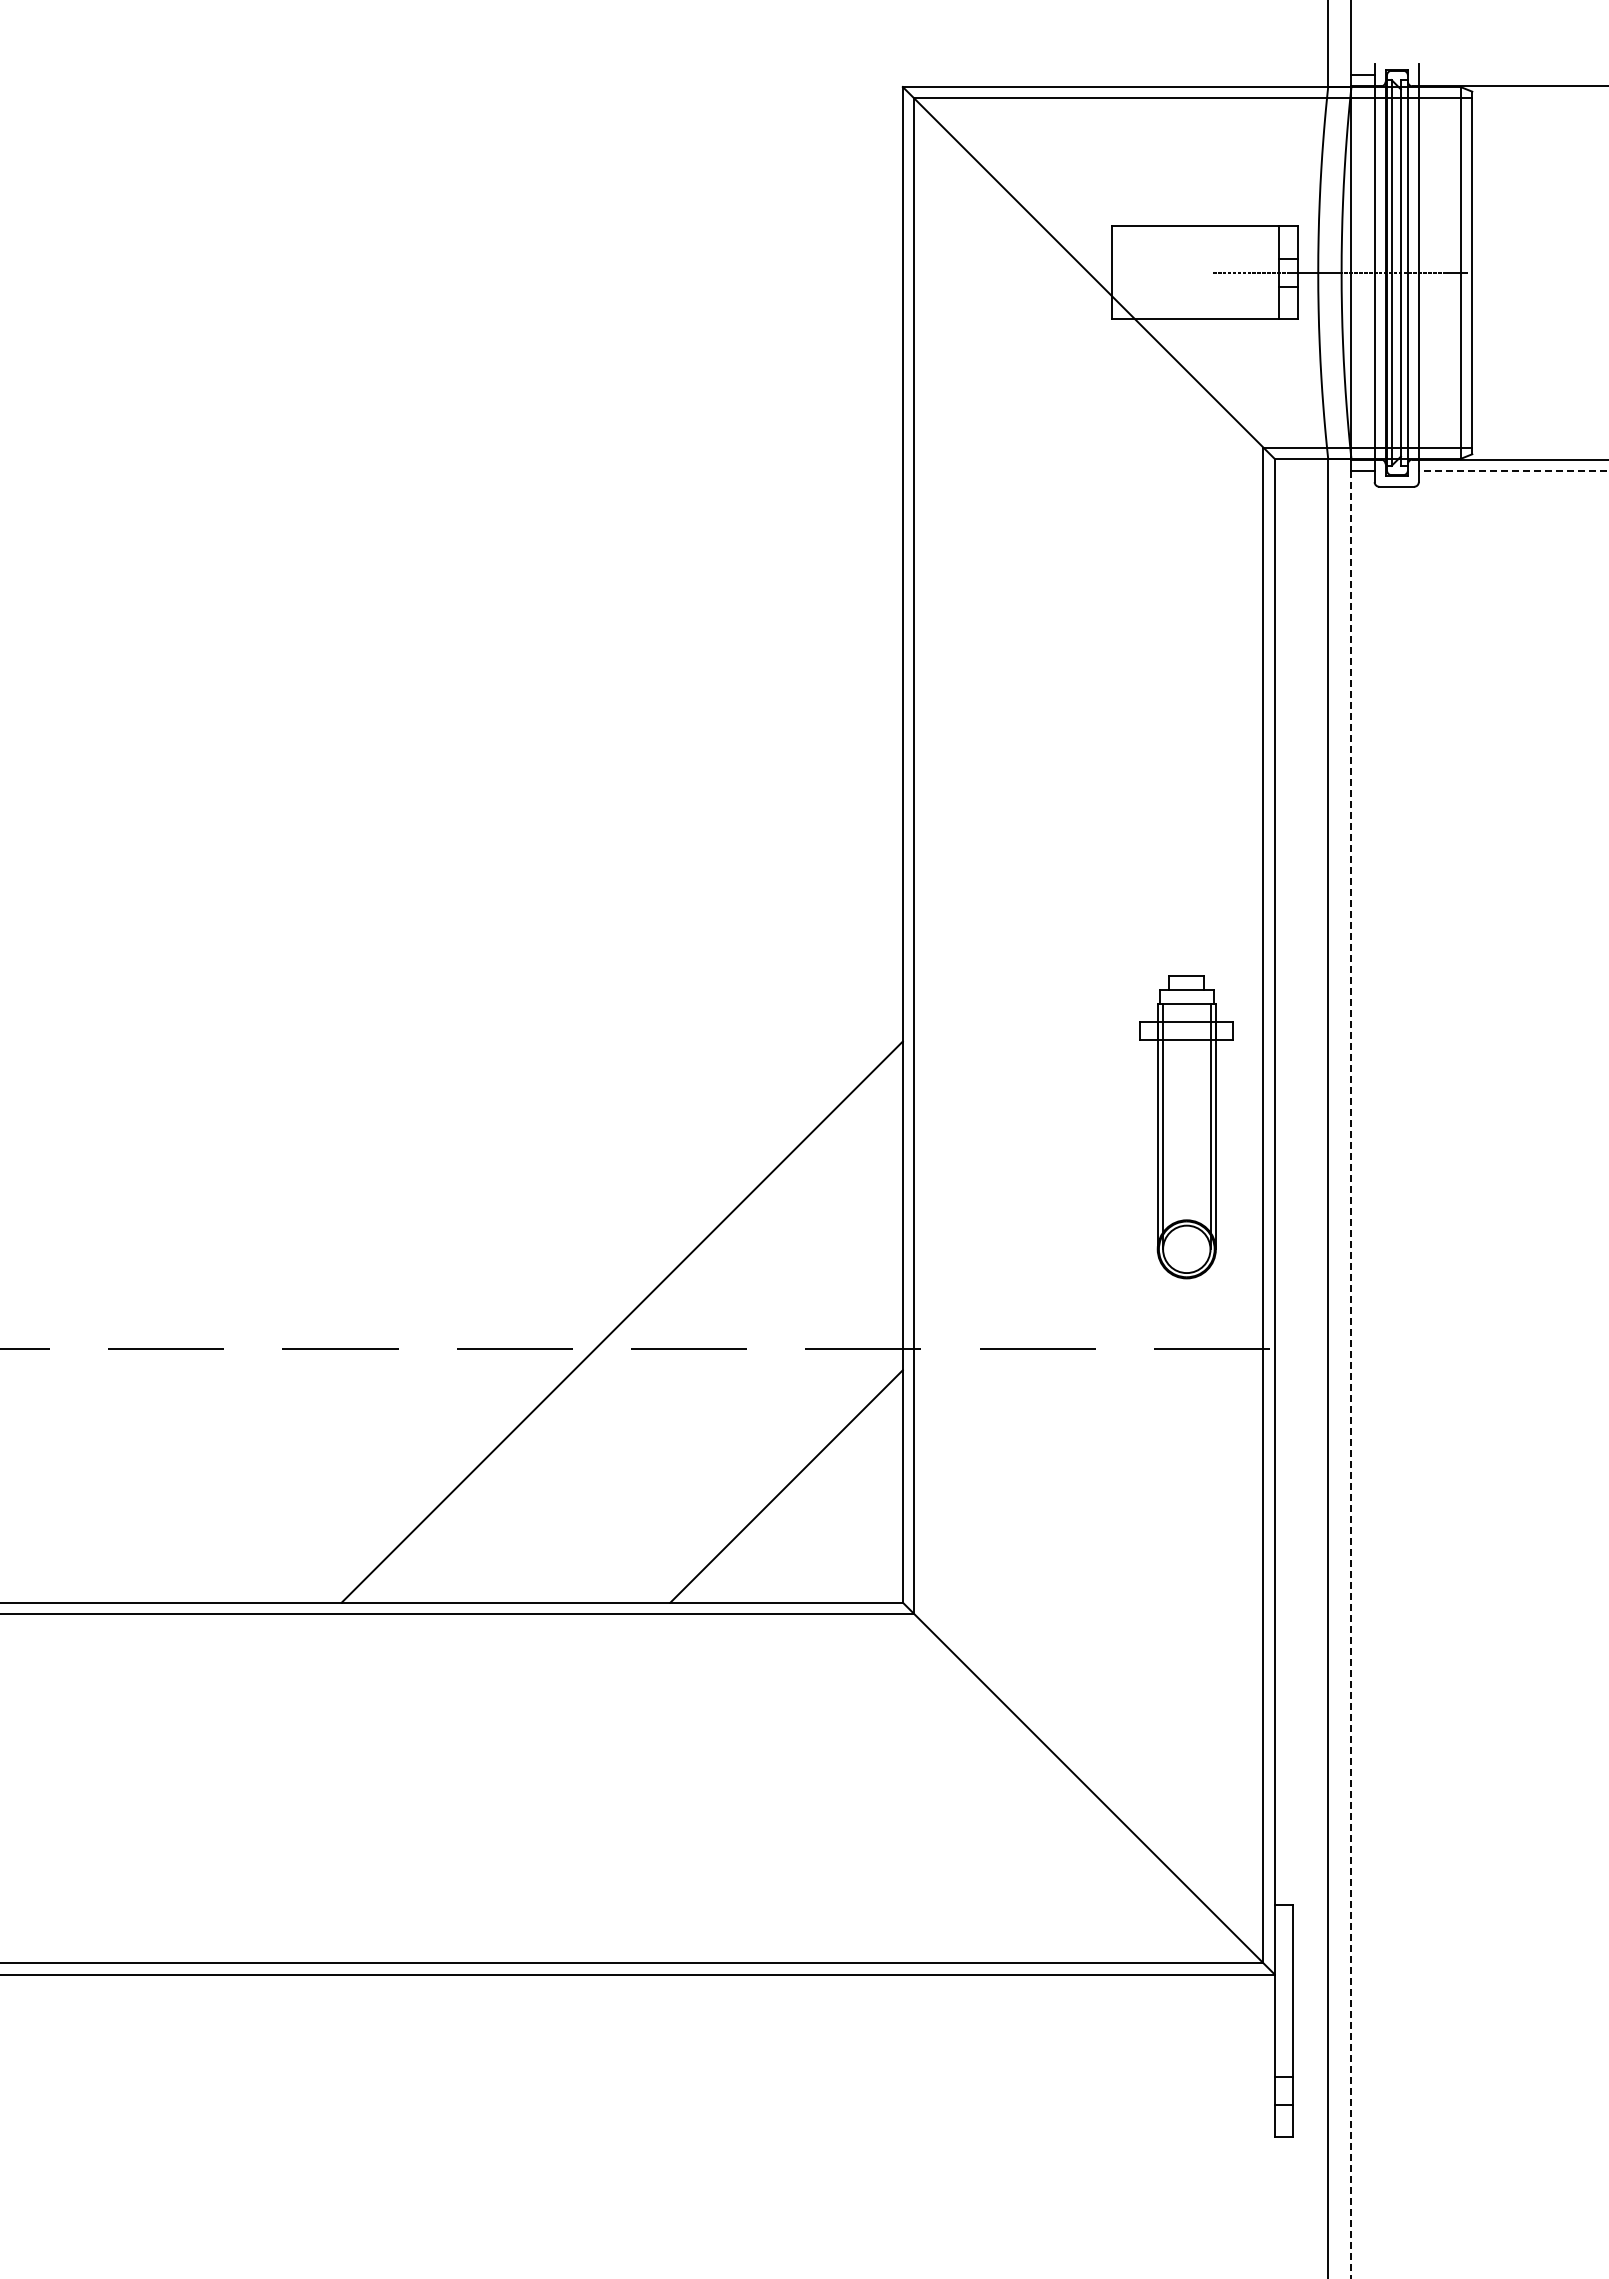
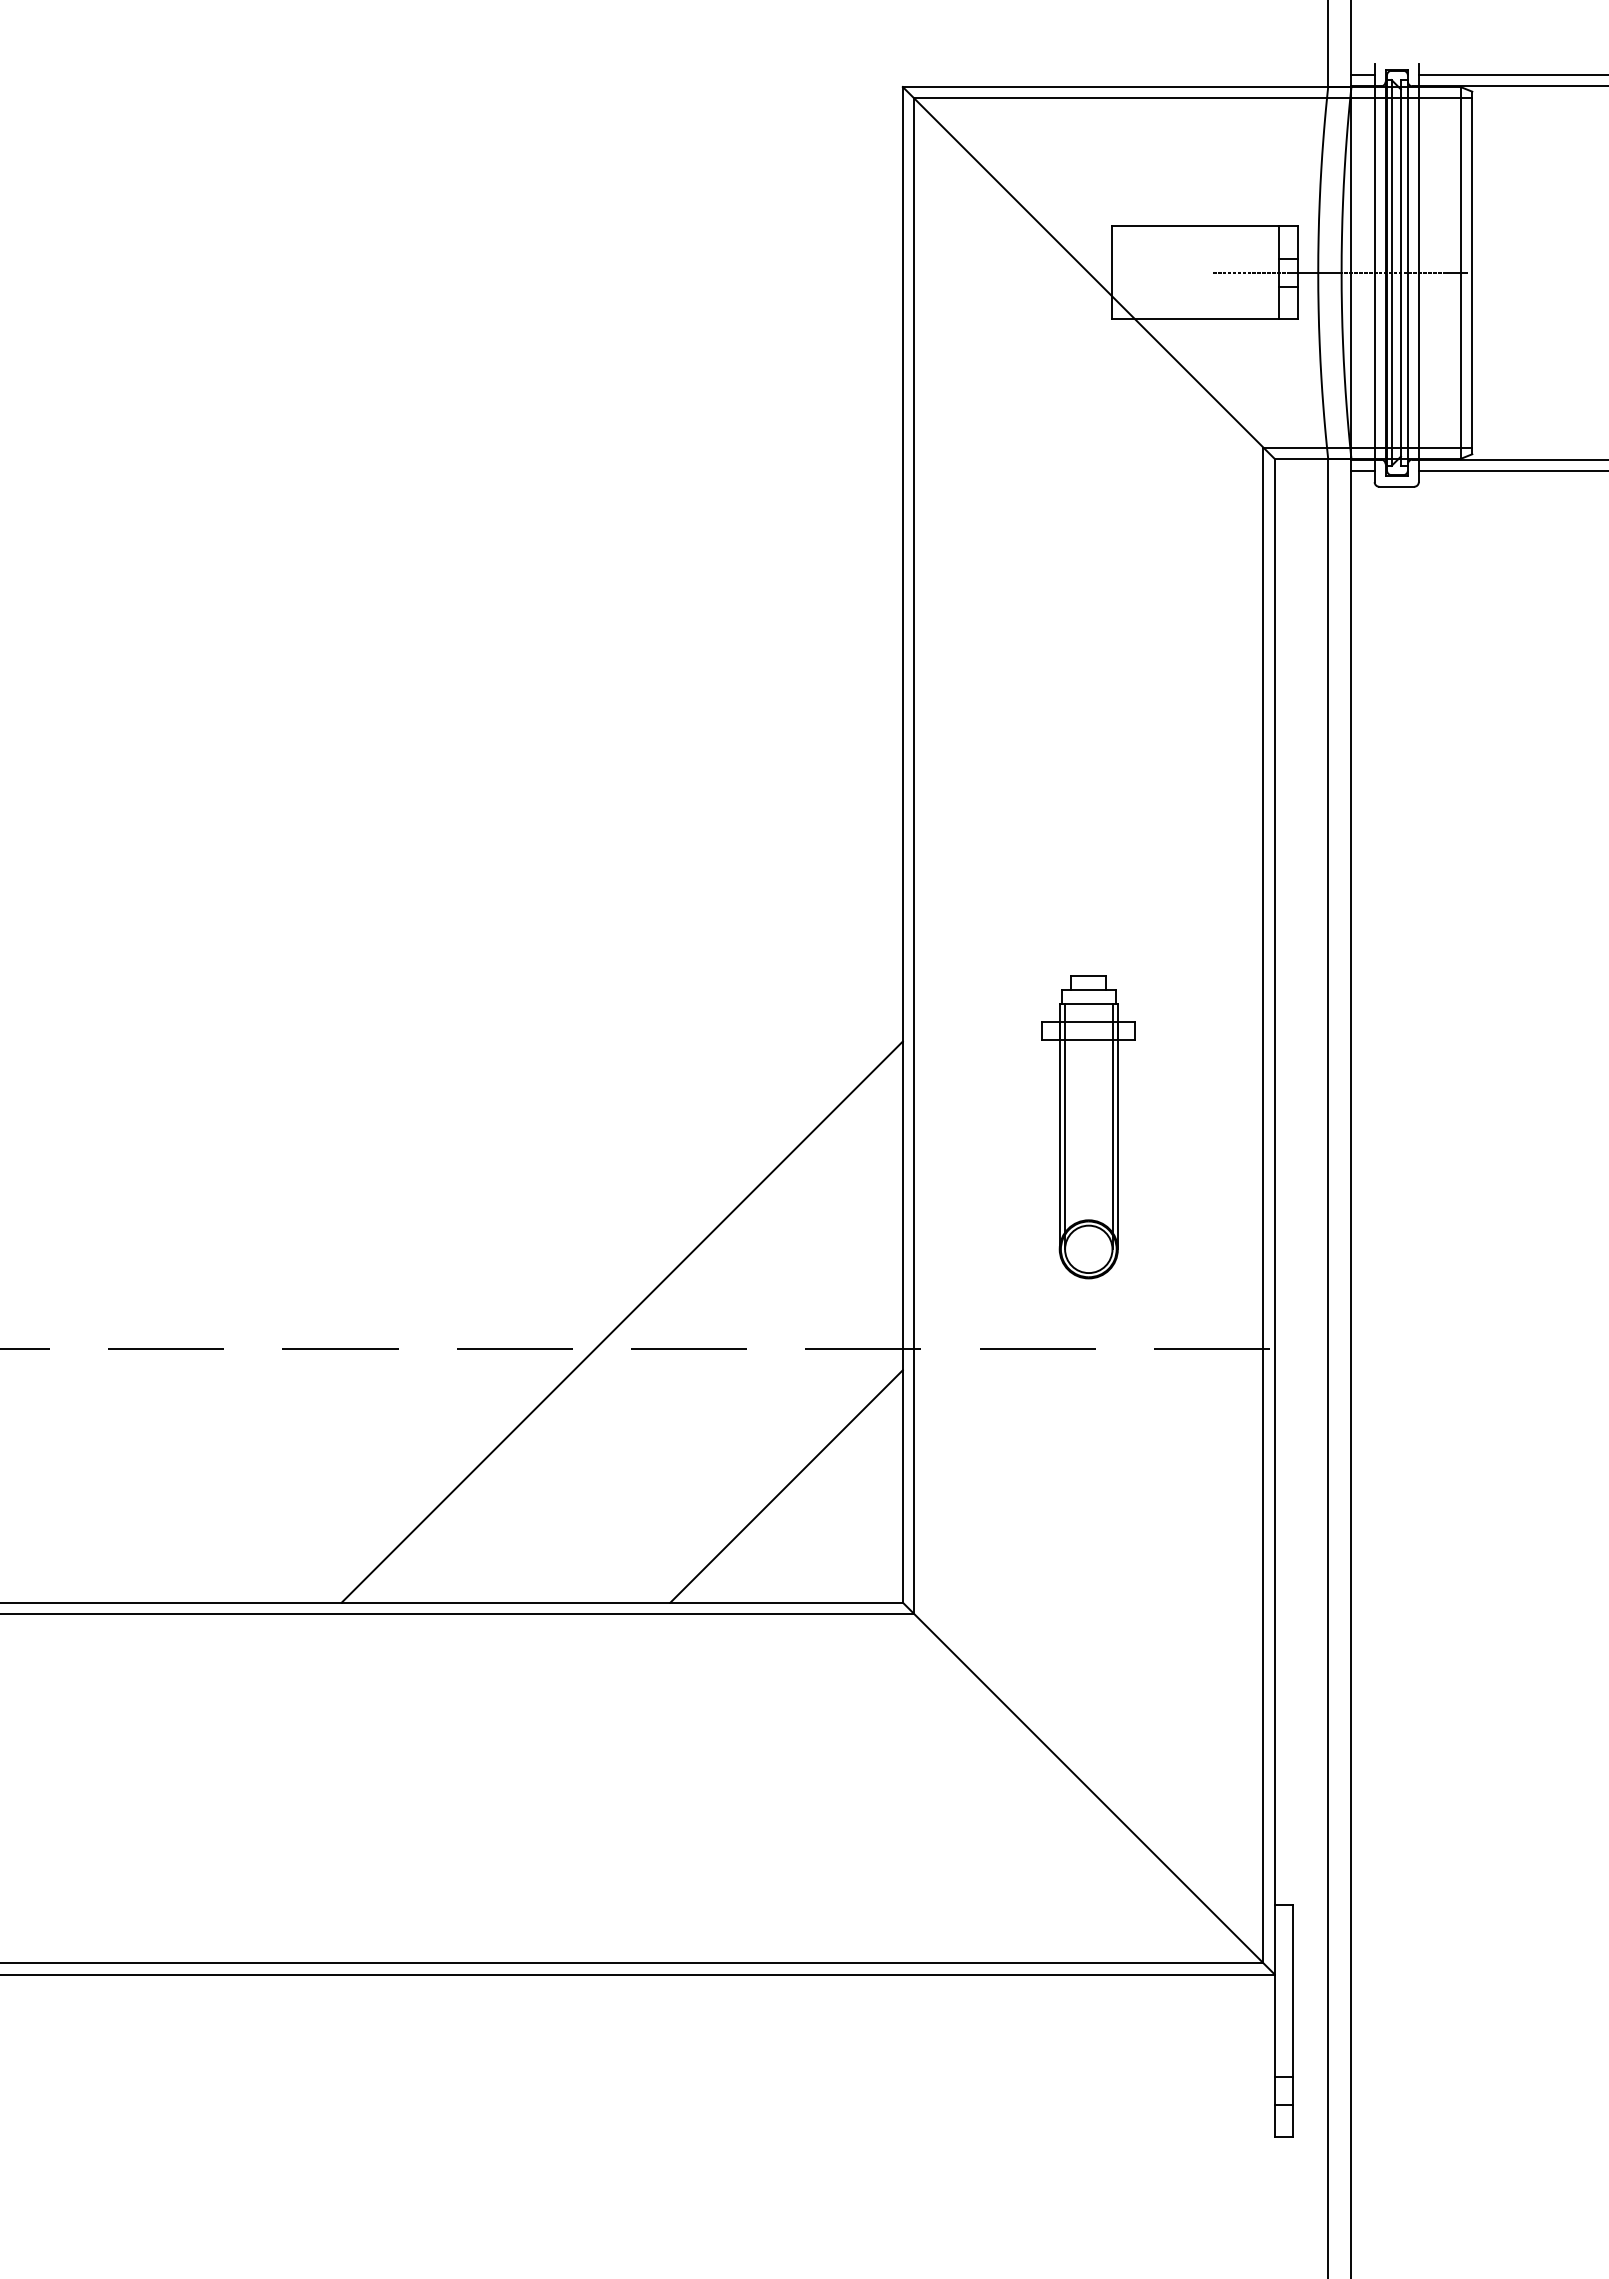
line: none -> present (1511, 75)
line: dashed -> solid (1513, 470)
part position: (1186, 1127) -> (1088, 1127) (1088, 1127)
line: dashed -> solid (1351, 1374)
